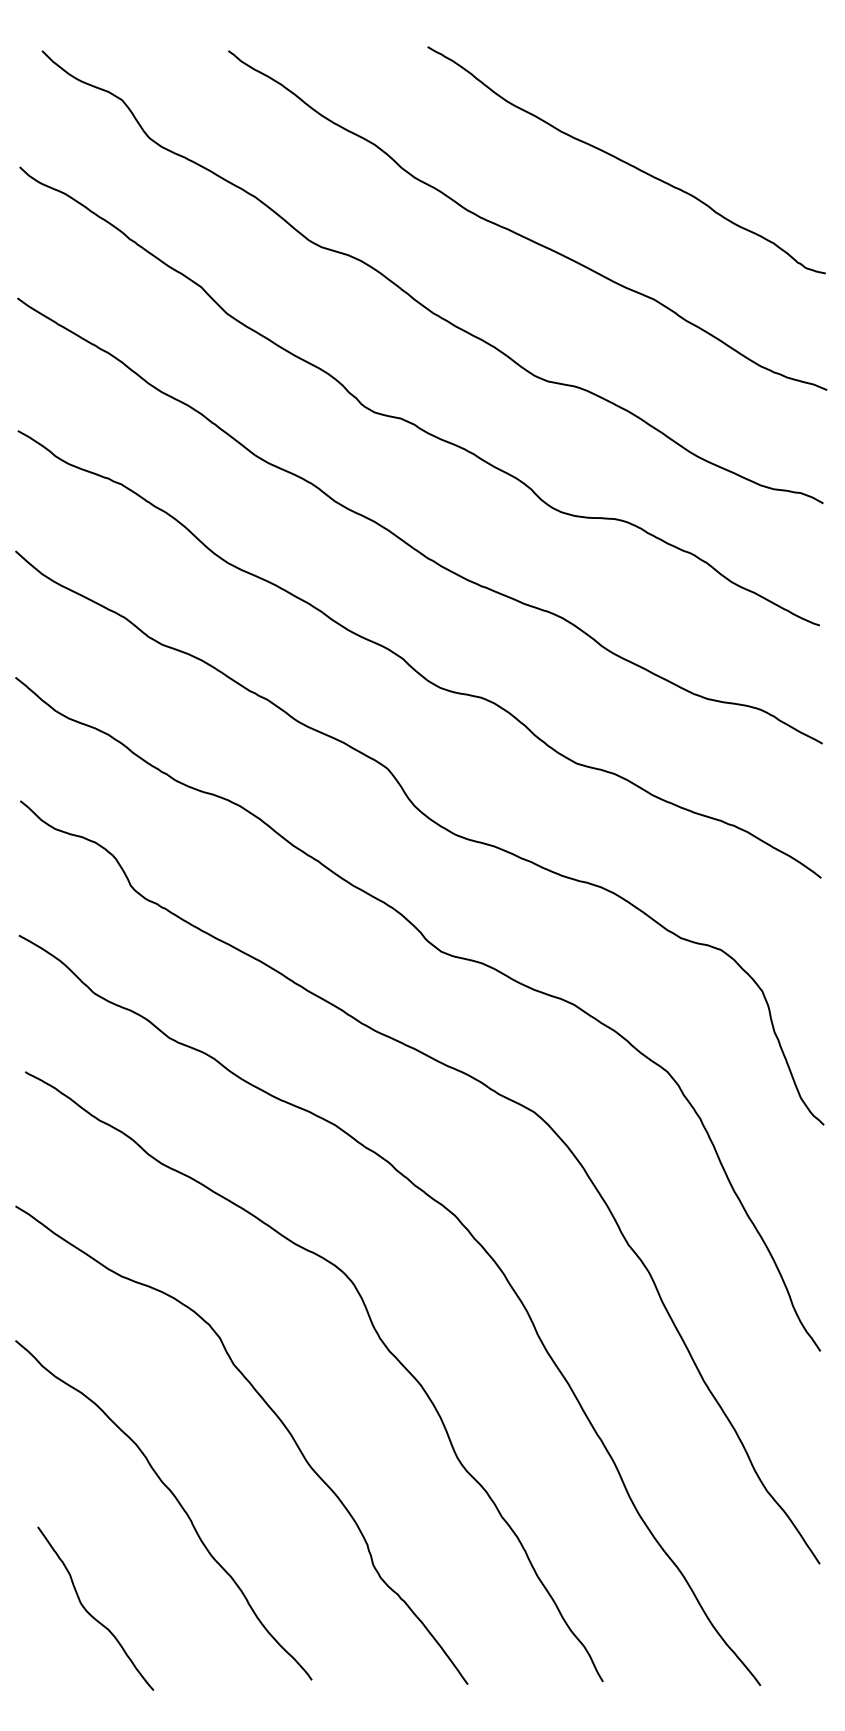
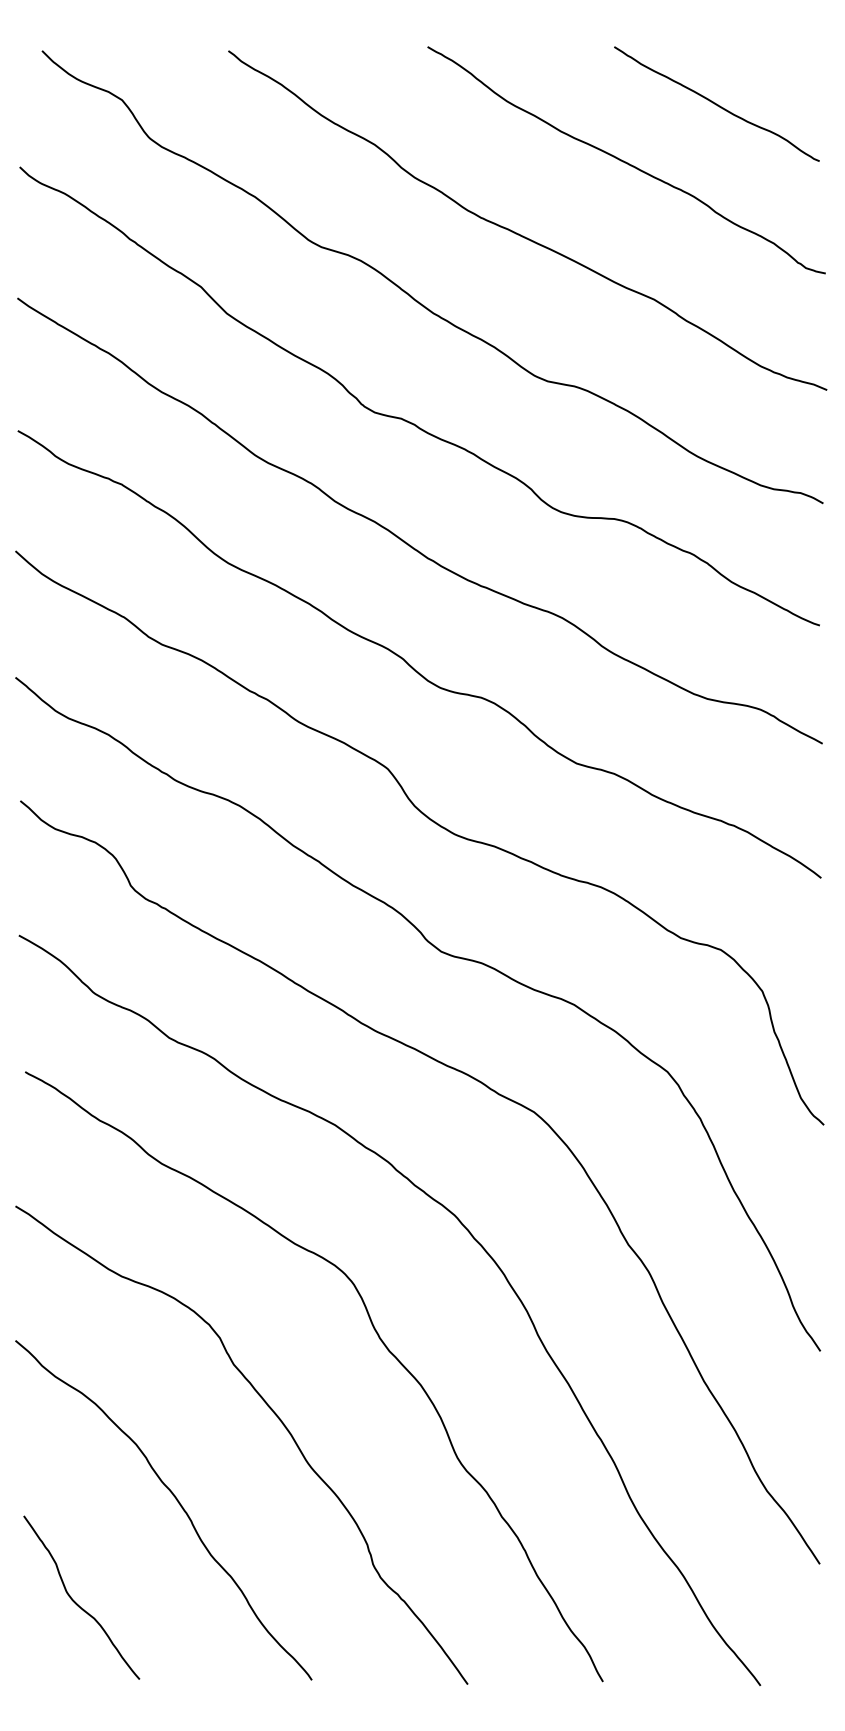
curve: none -> present (716, 103)
curve position: (90, 1613) -> (76, 1602) (76, 1602)
